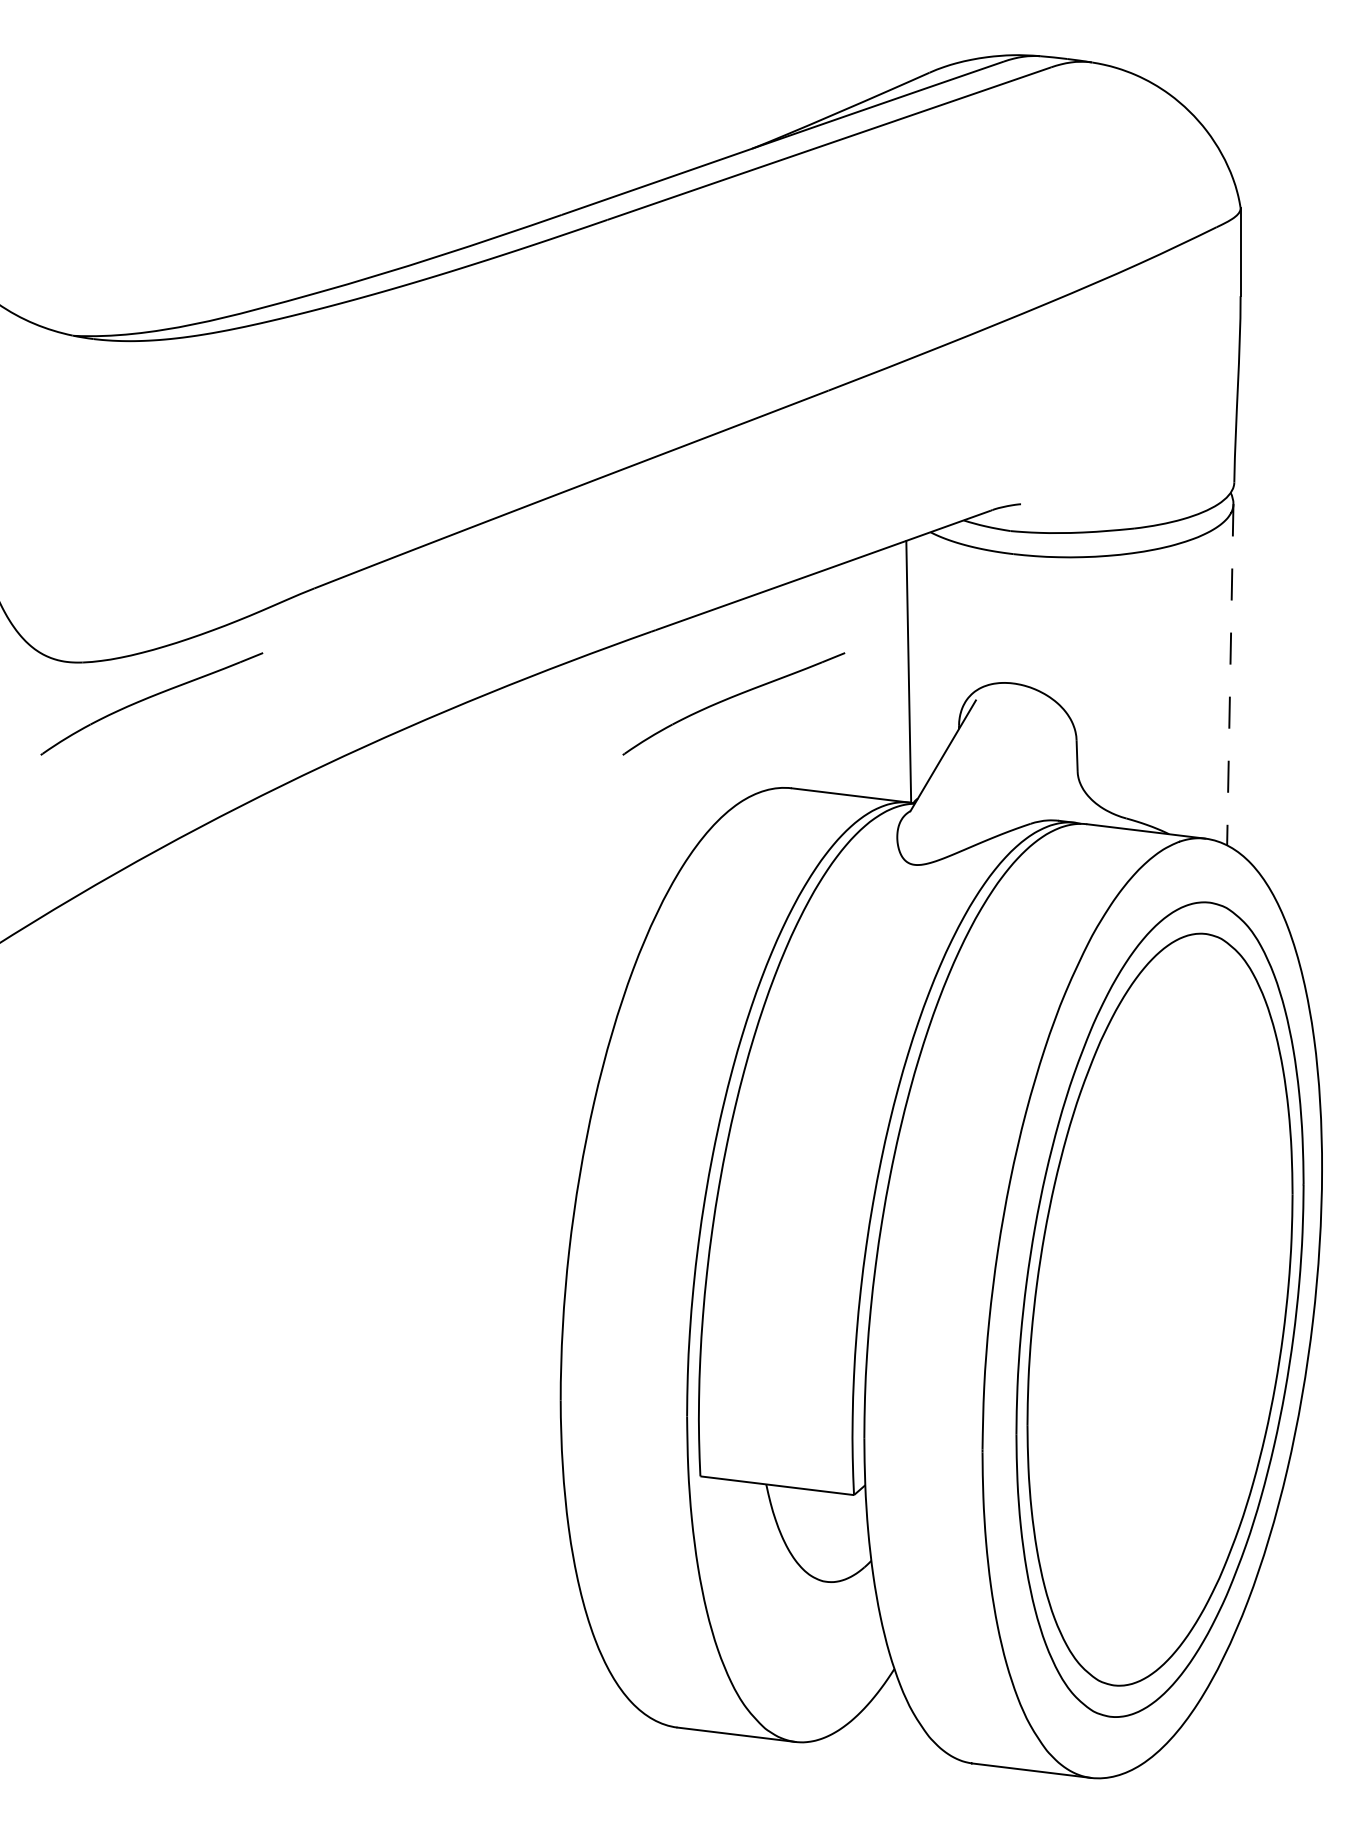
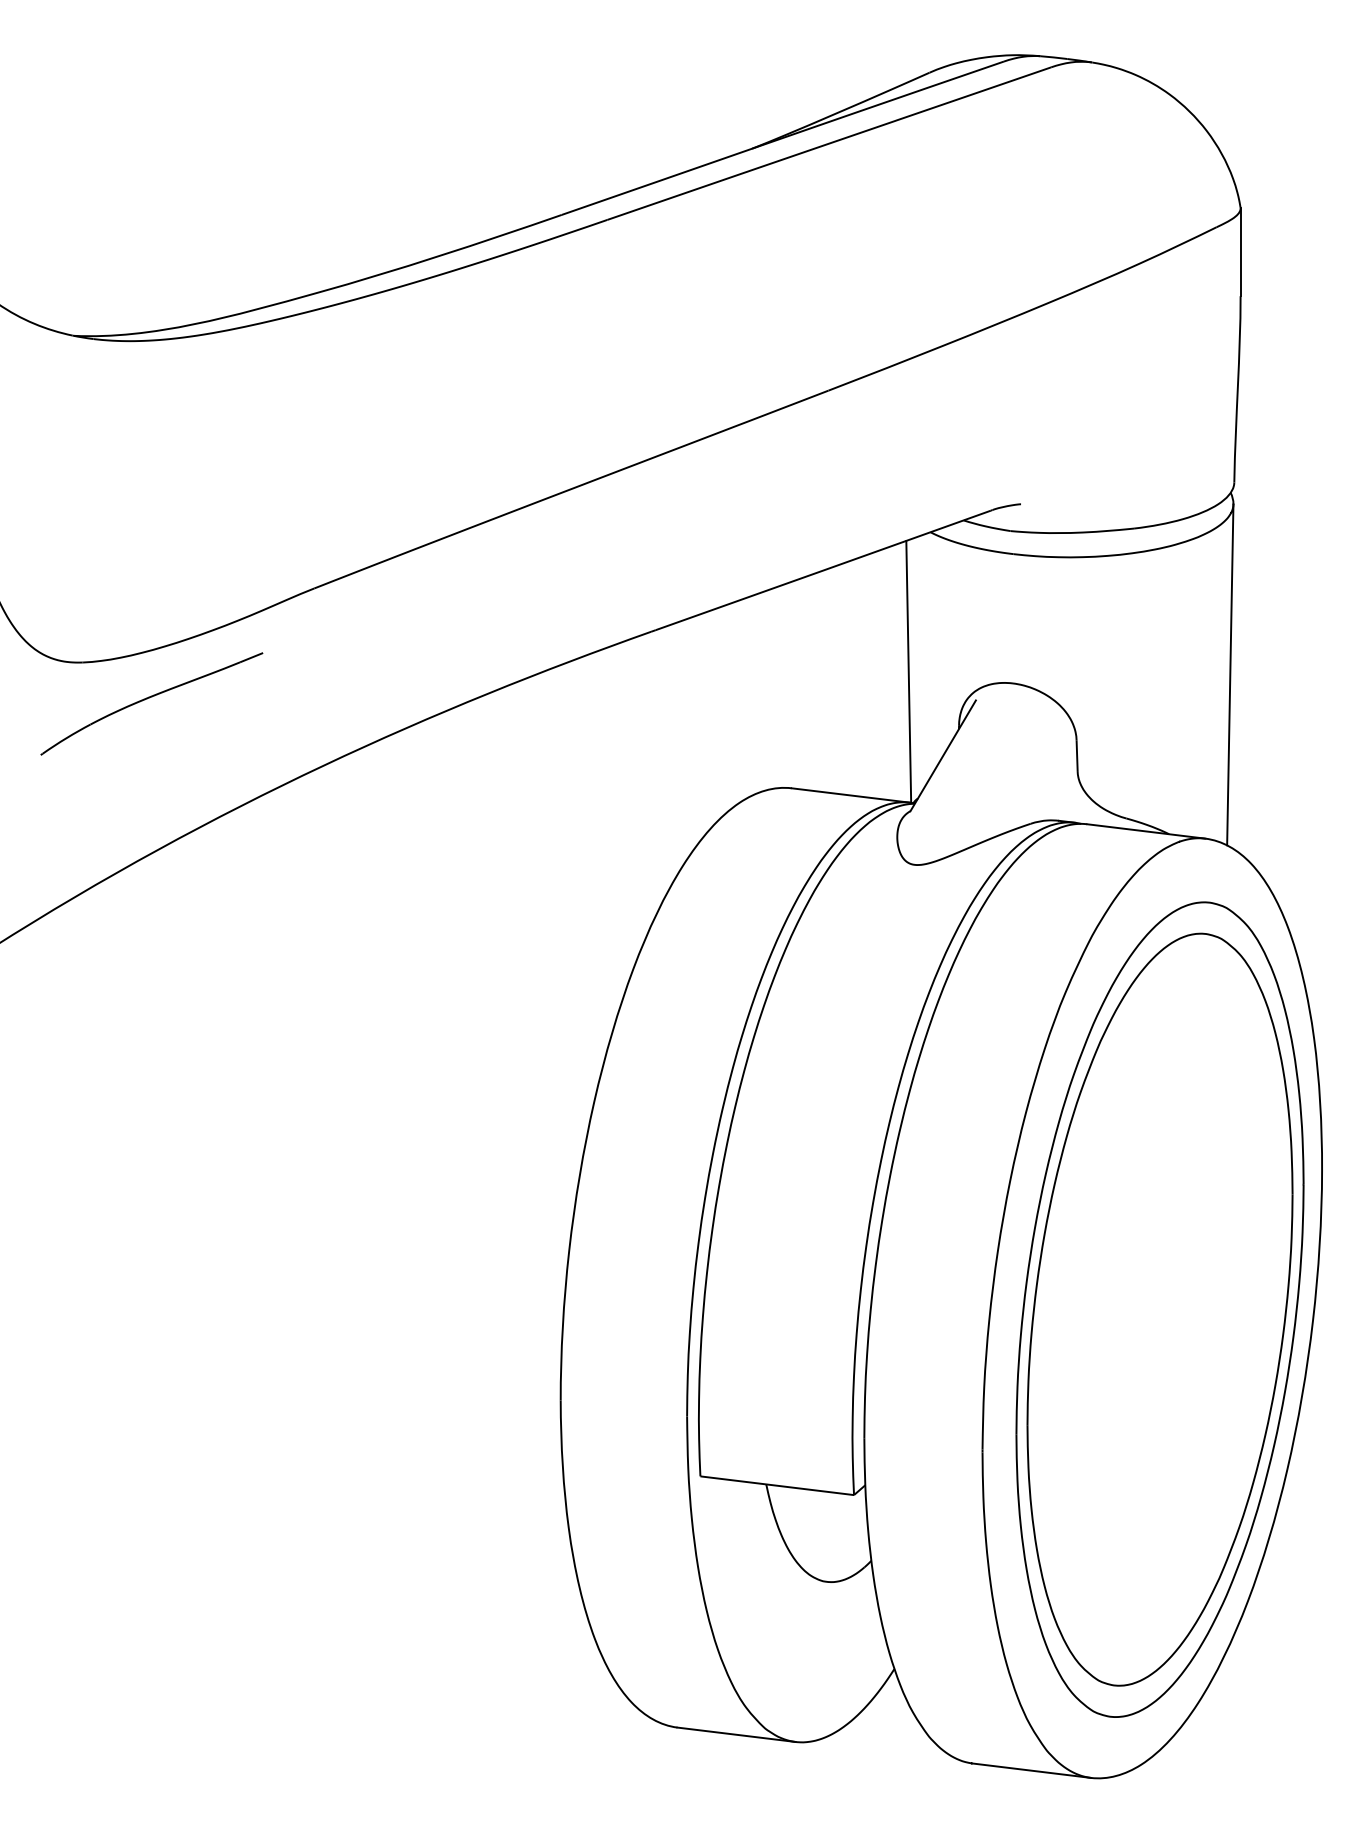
line: dashed -> solid (1230, 675)
part: present -> none (733, 703)
